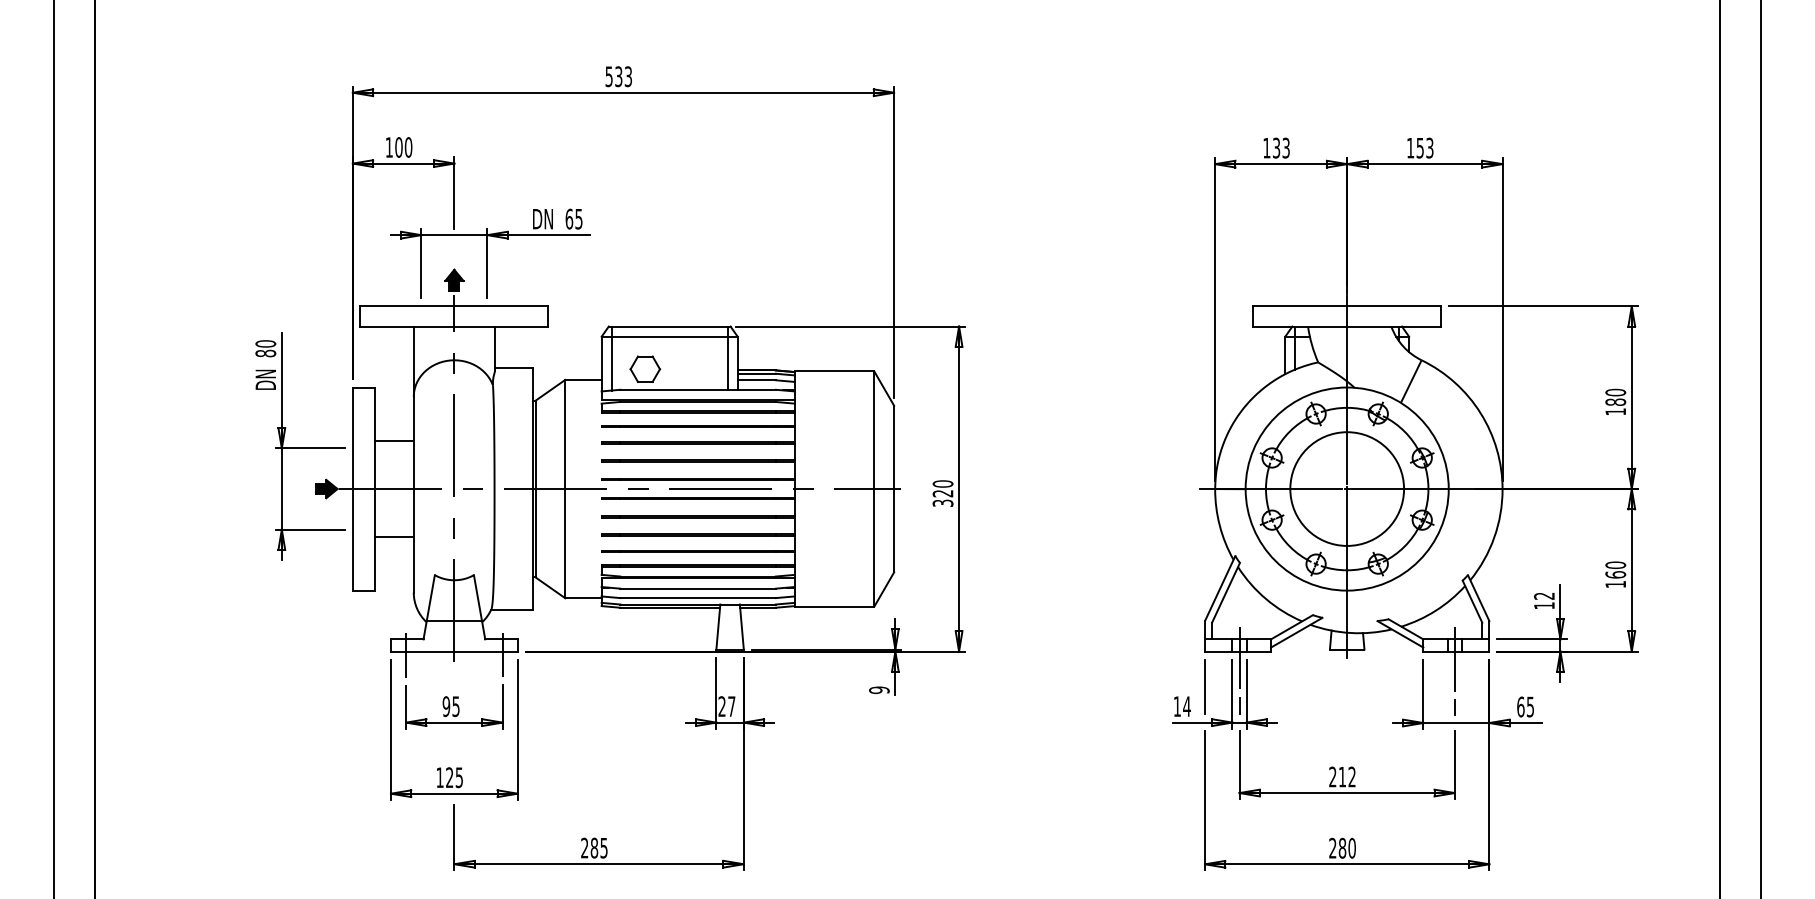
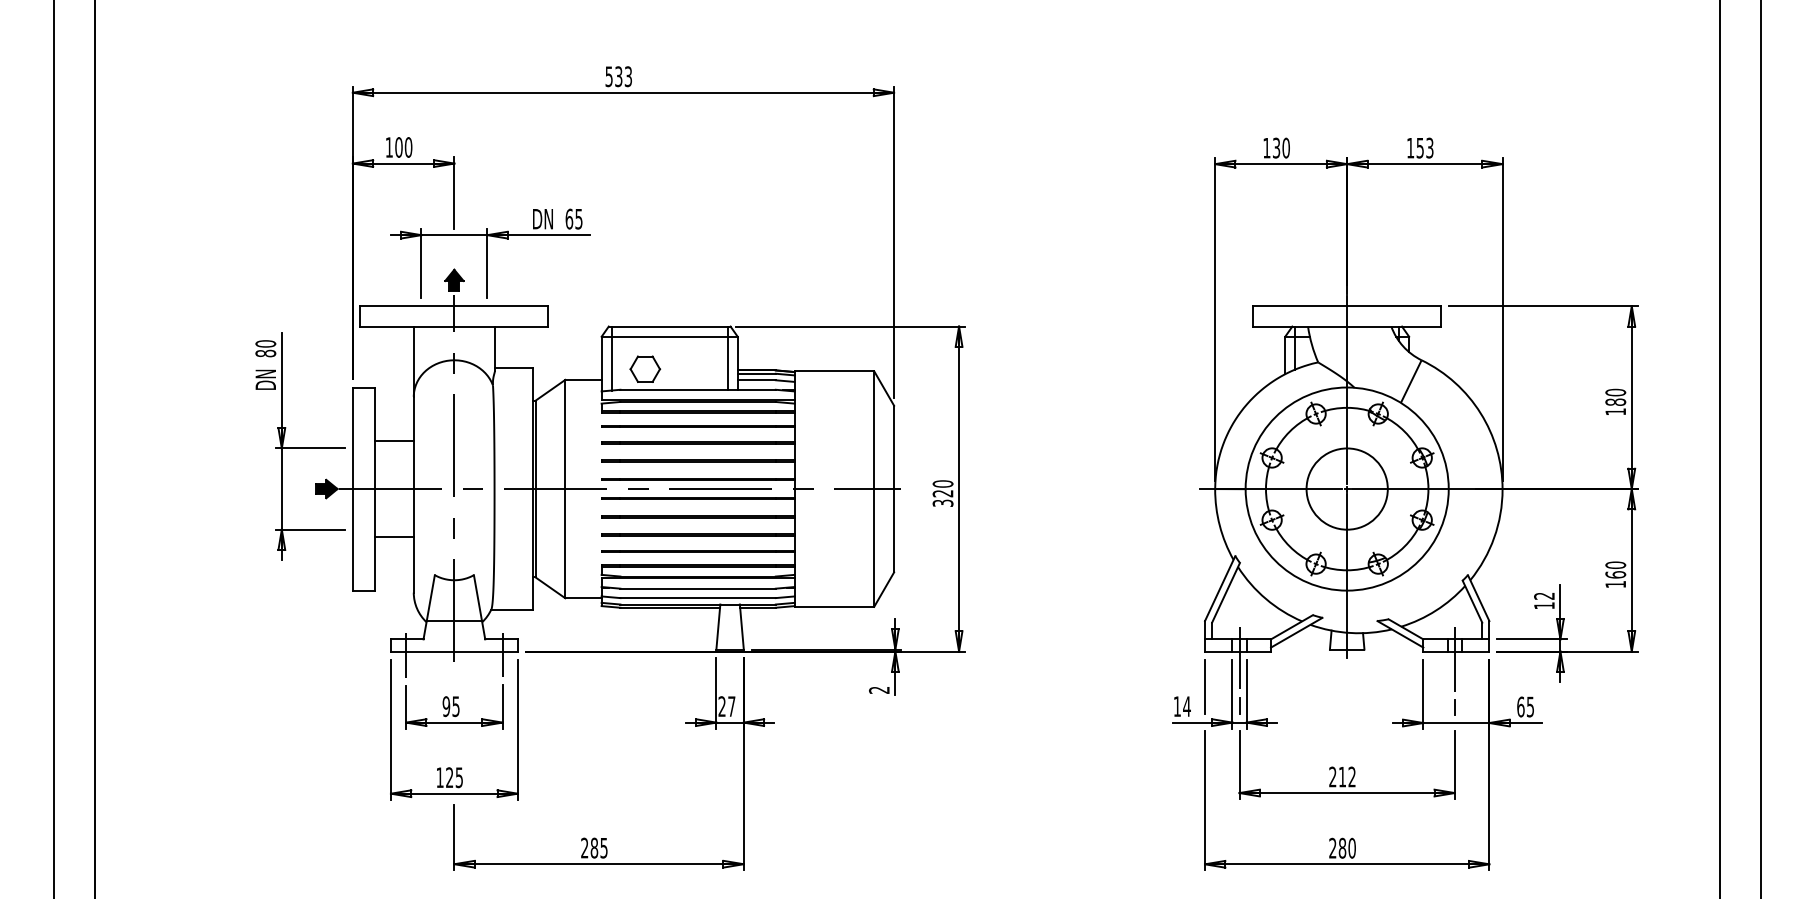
text: 133 -> 130 (1285, 147)
circle diameter: 114 px -> 81 px (1346, 488)
text: 9 -> 2 (879, 690)
